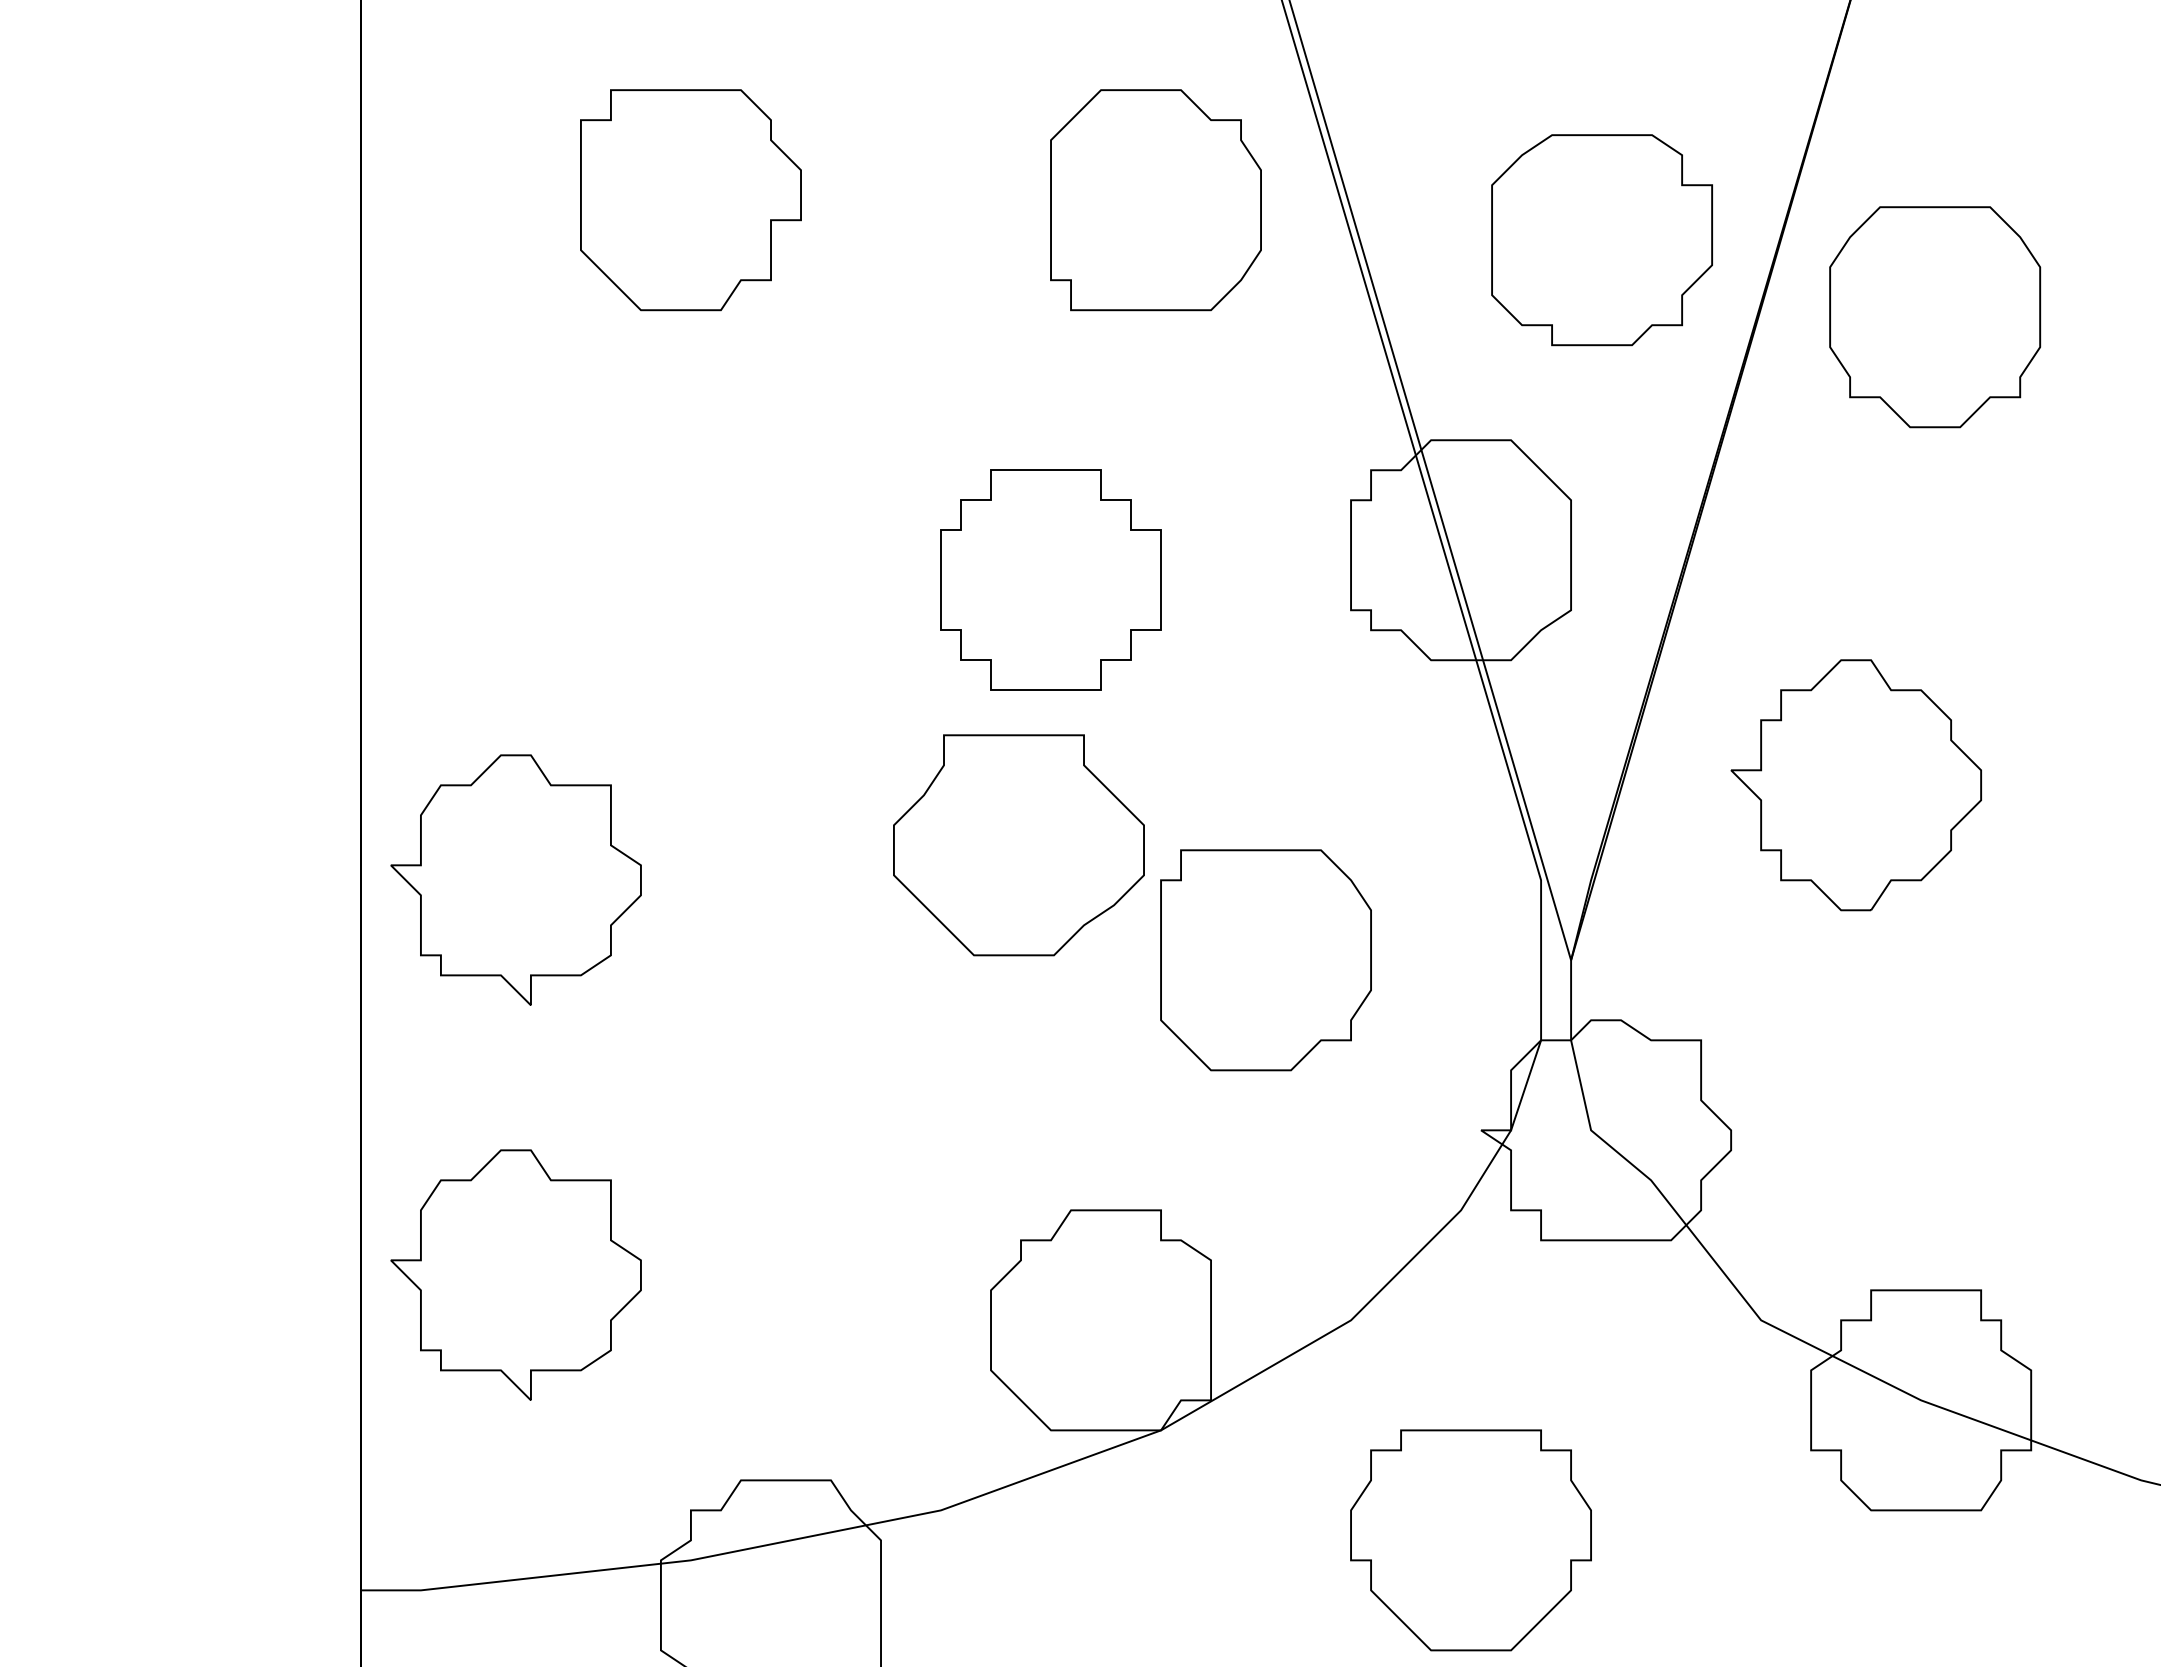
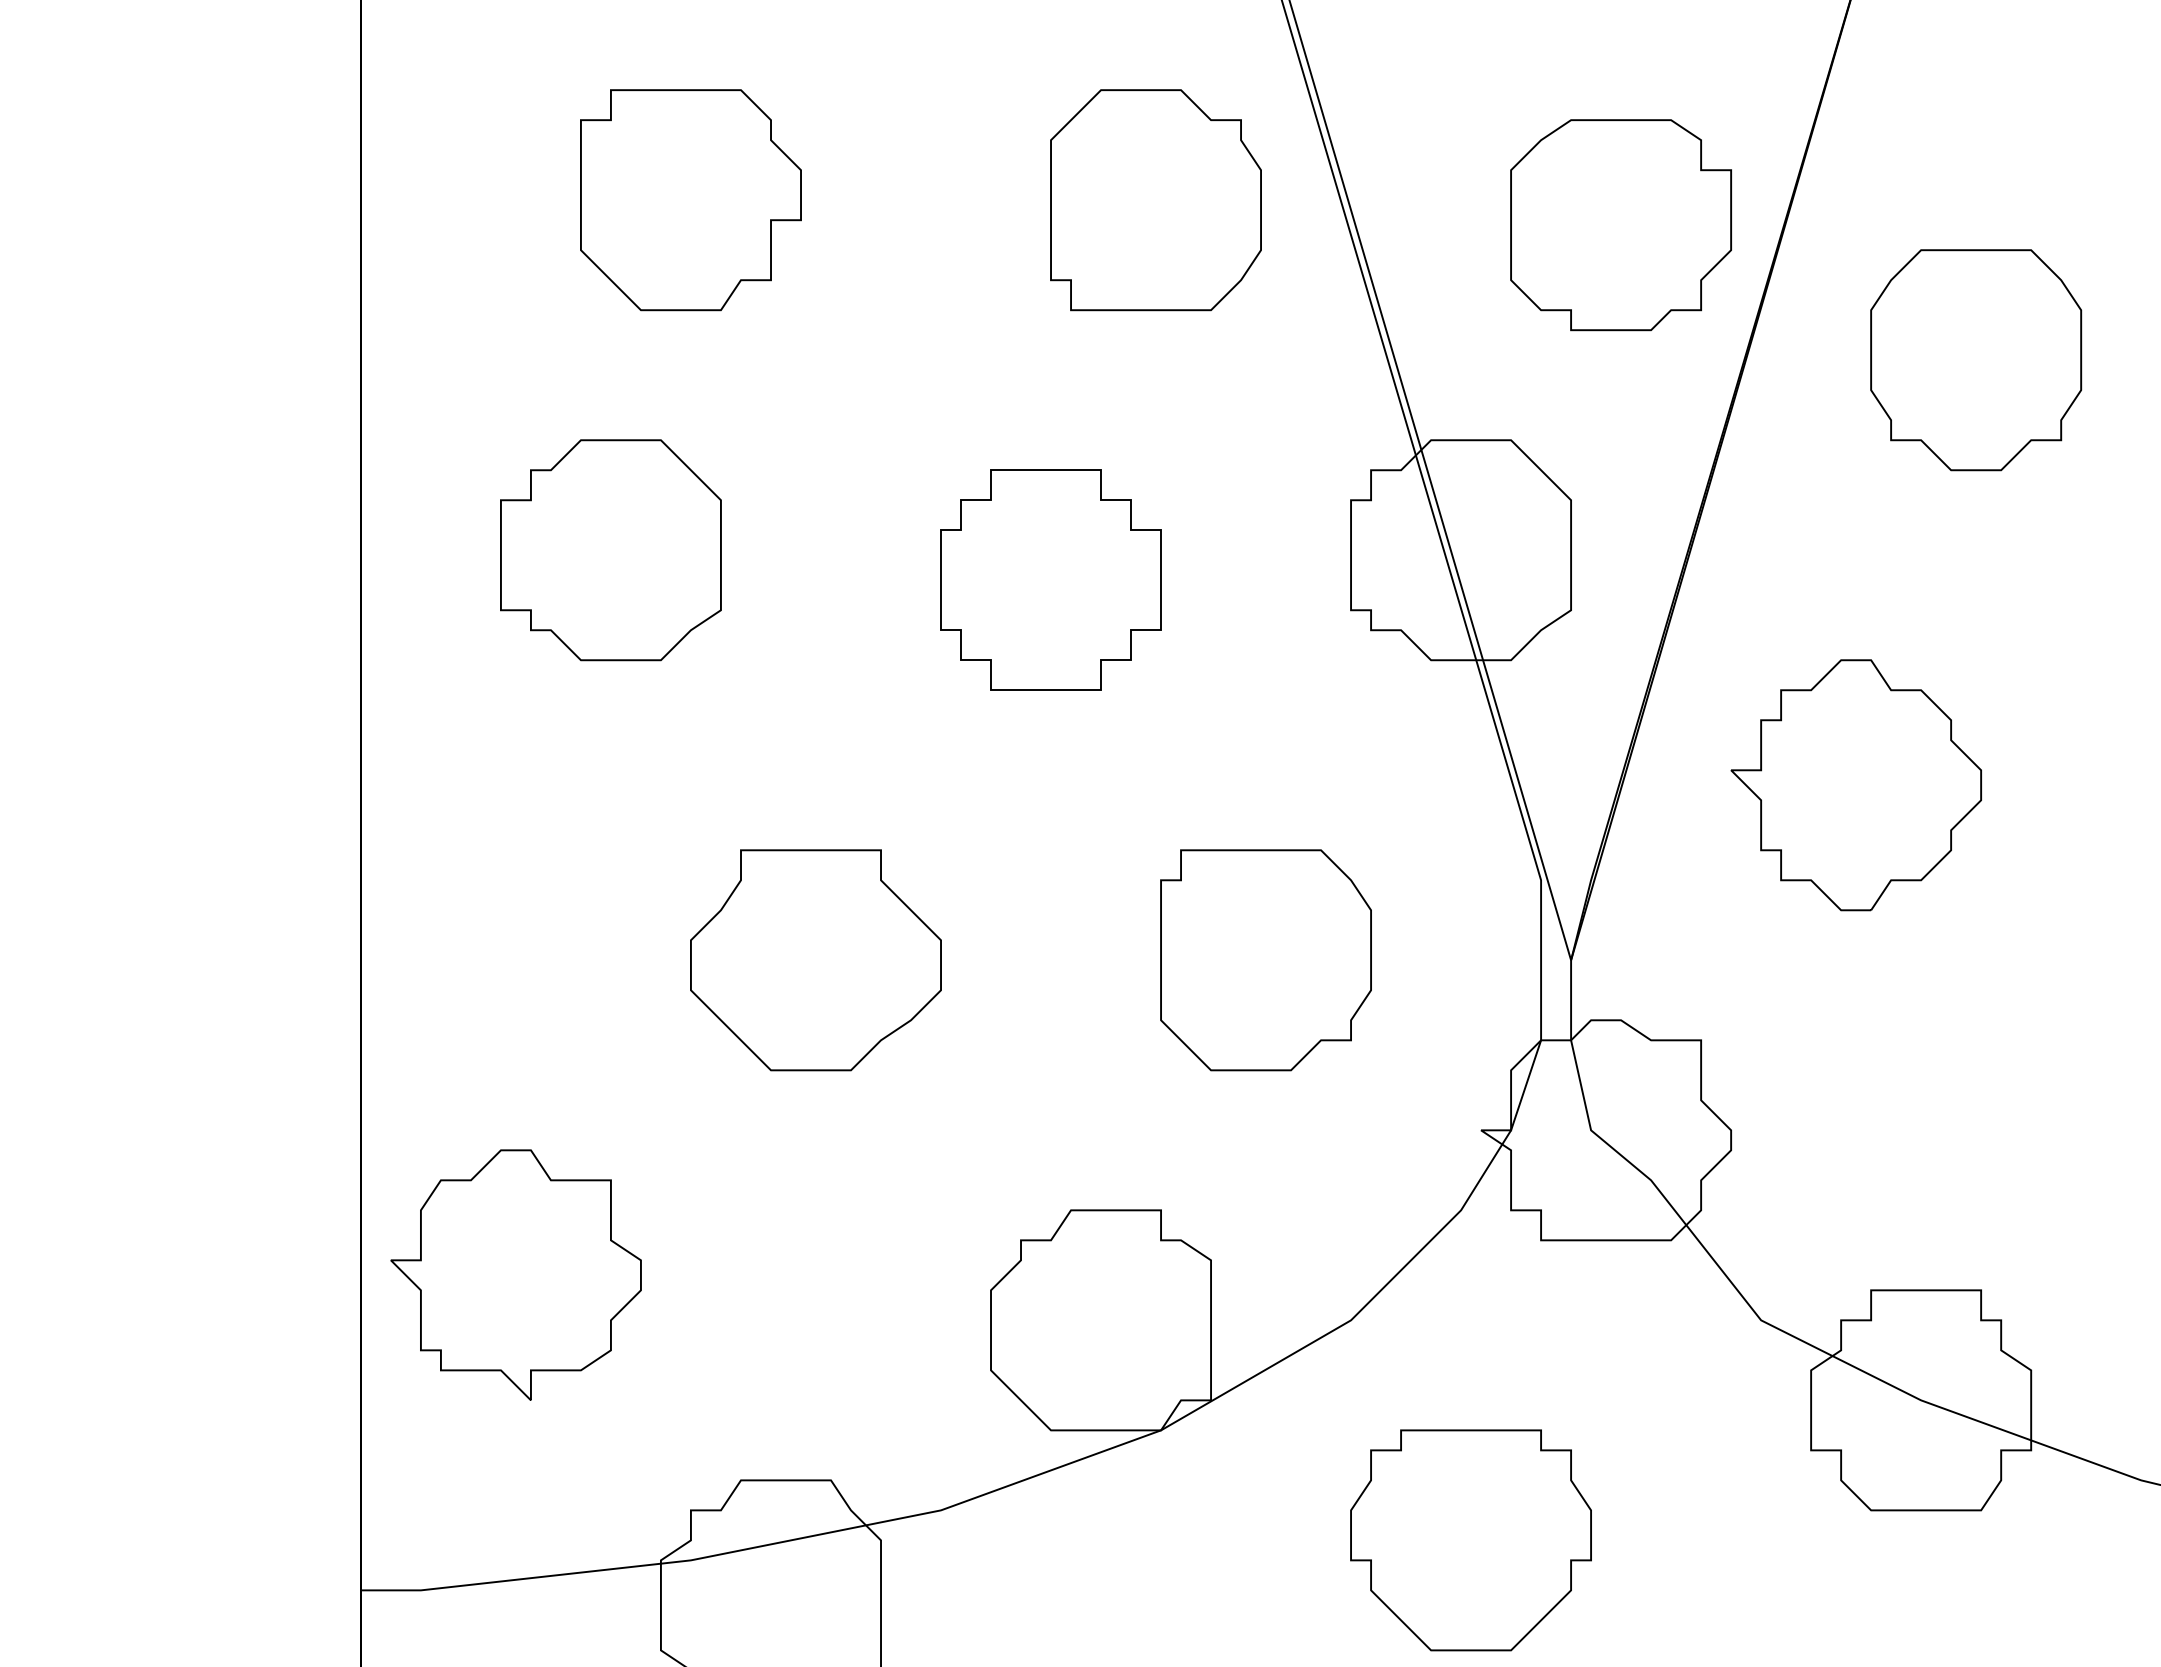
part position: (1601, 240) -> (1620, 225) (1620, 225)
part position: (1935, 317) -> (1976, 360) (1976, 360)
part: none -> present (610, 550)
part position: (1018, 845) -> (815, 960) (815, 960)
part: present -> none (515, 879)
